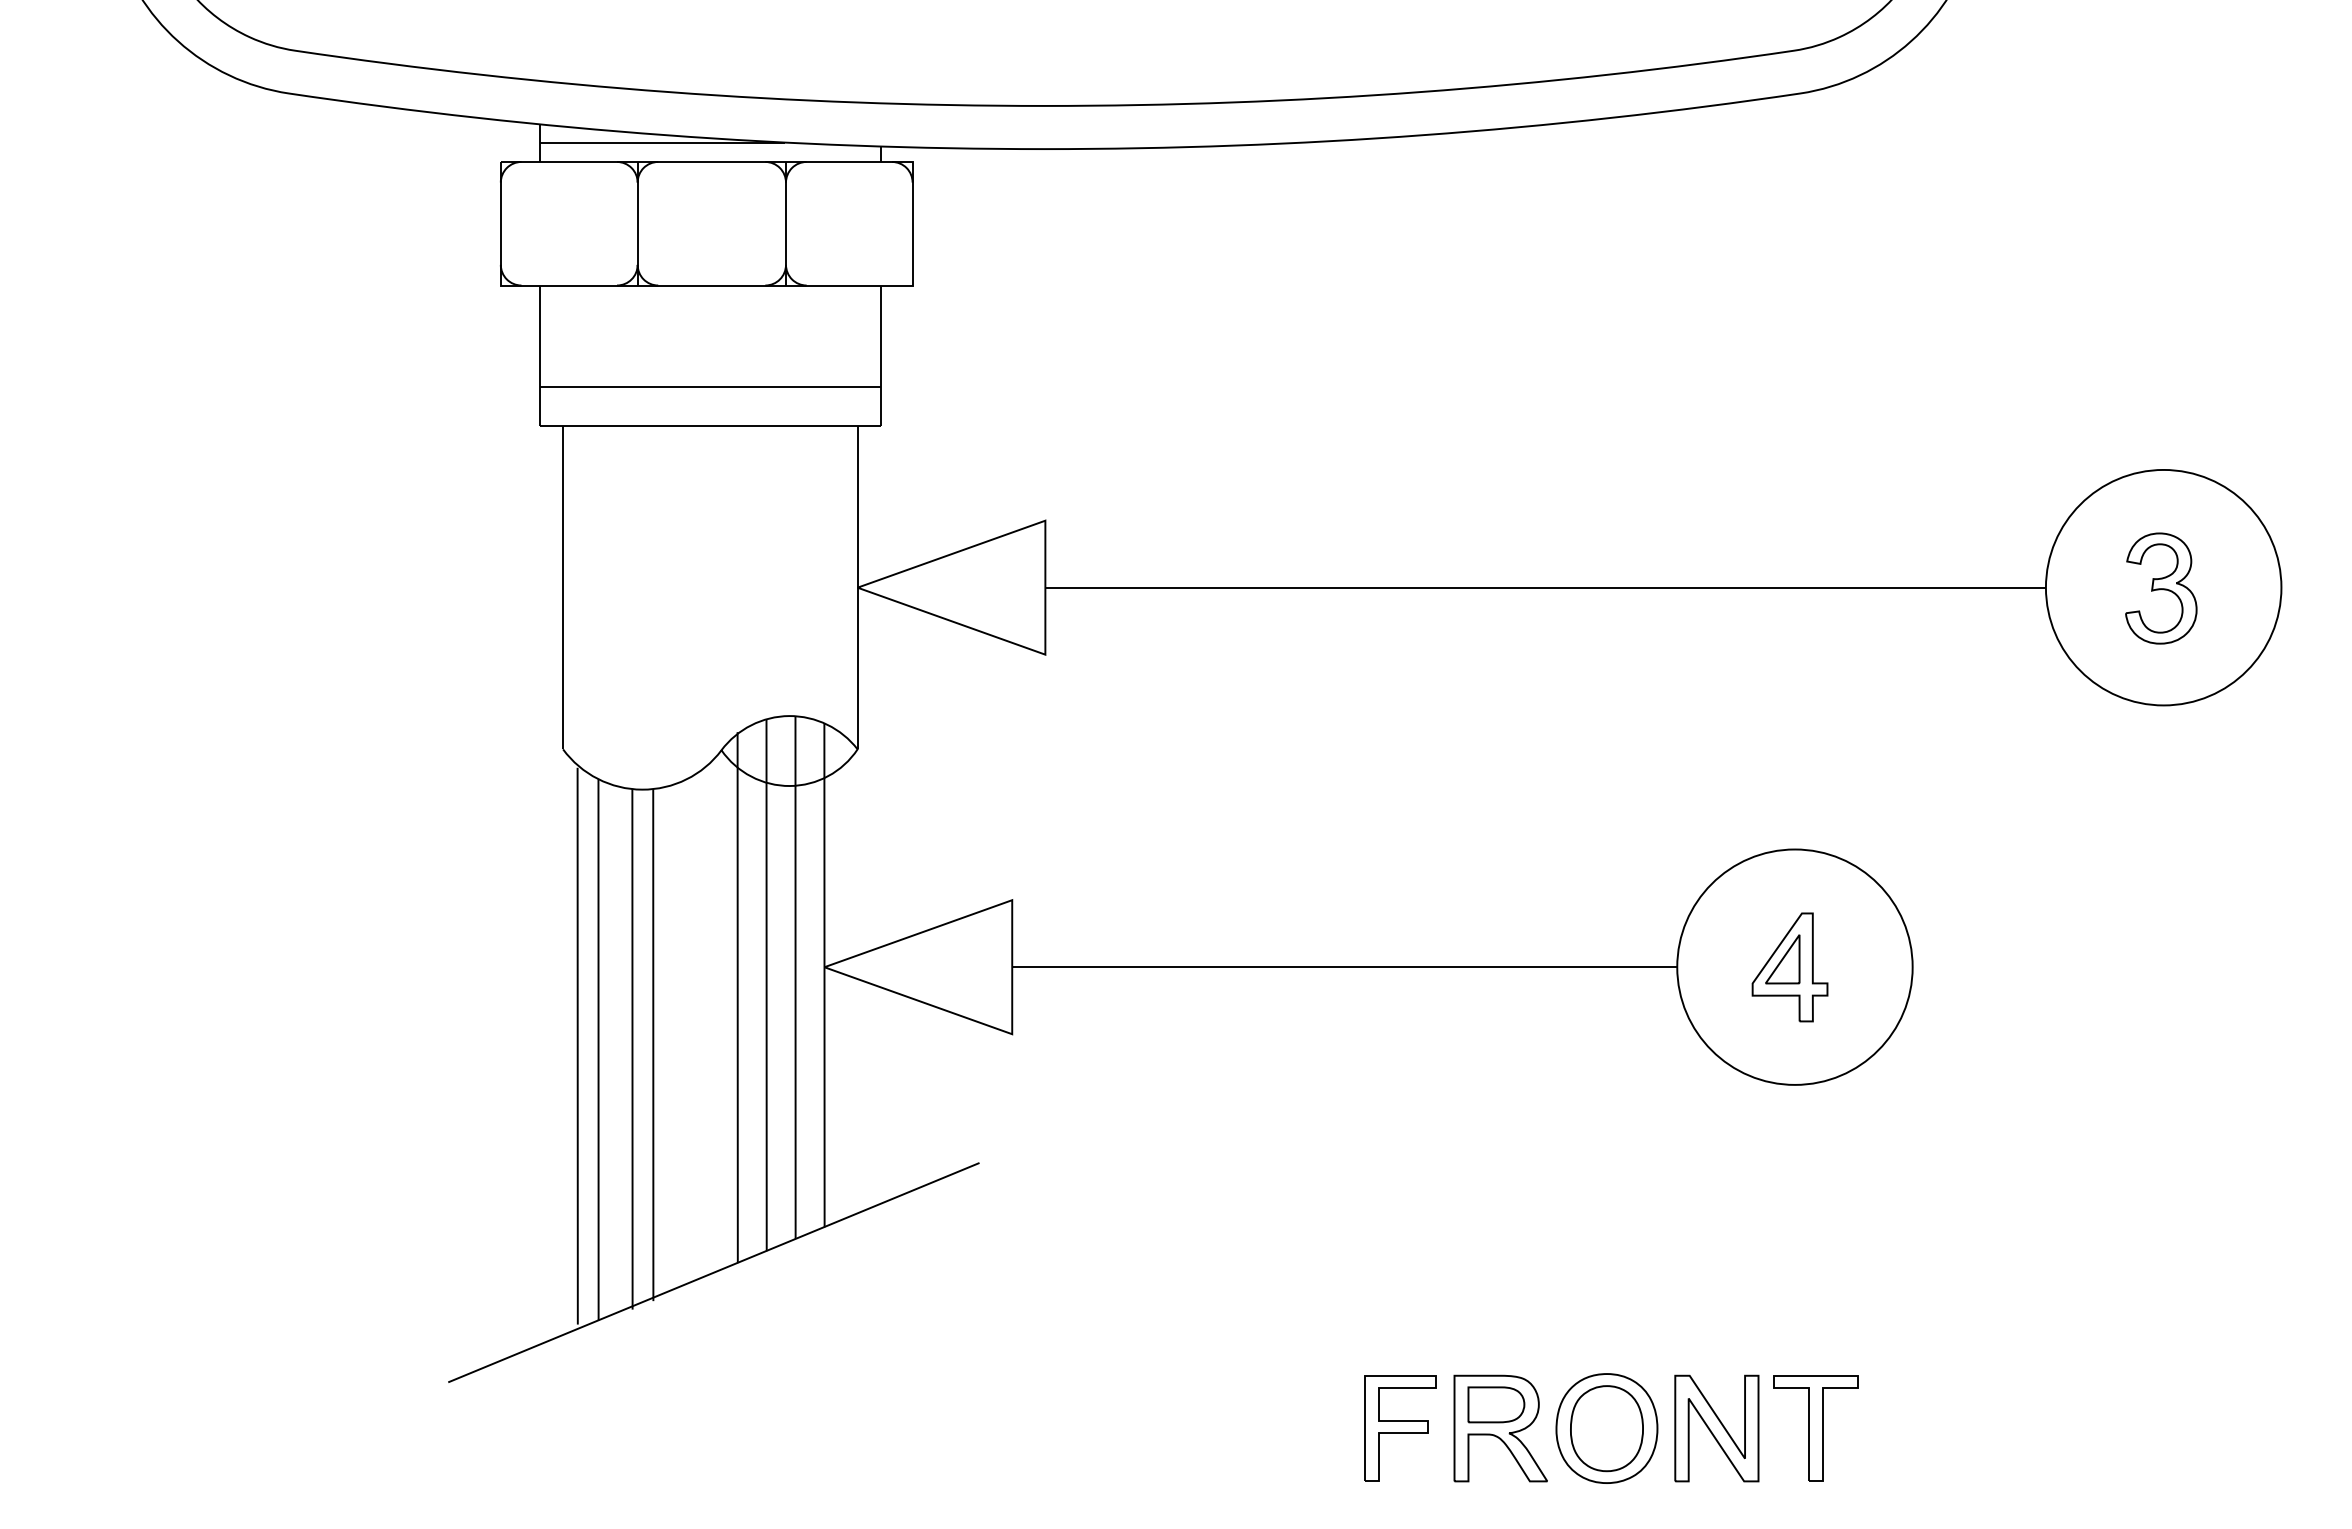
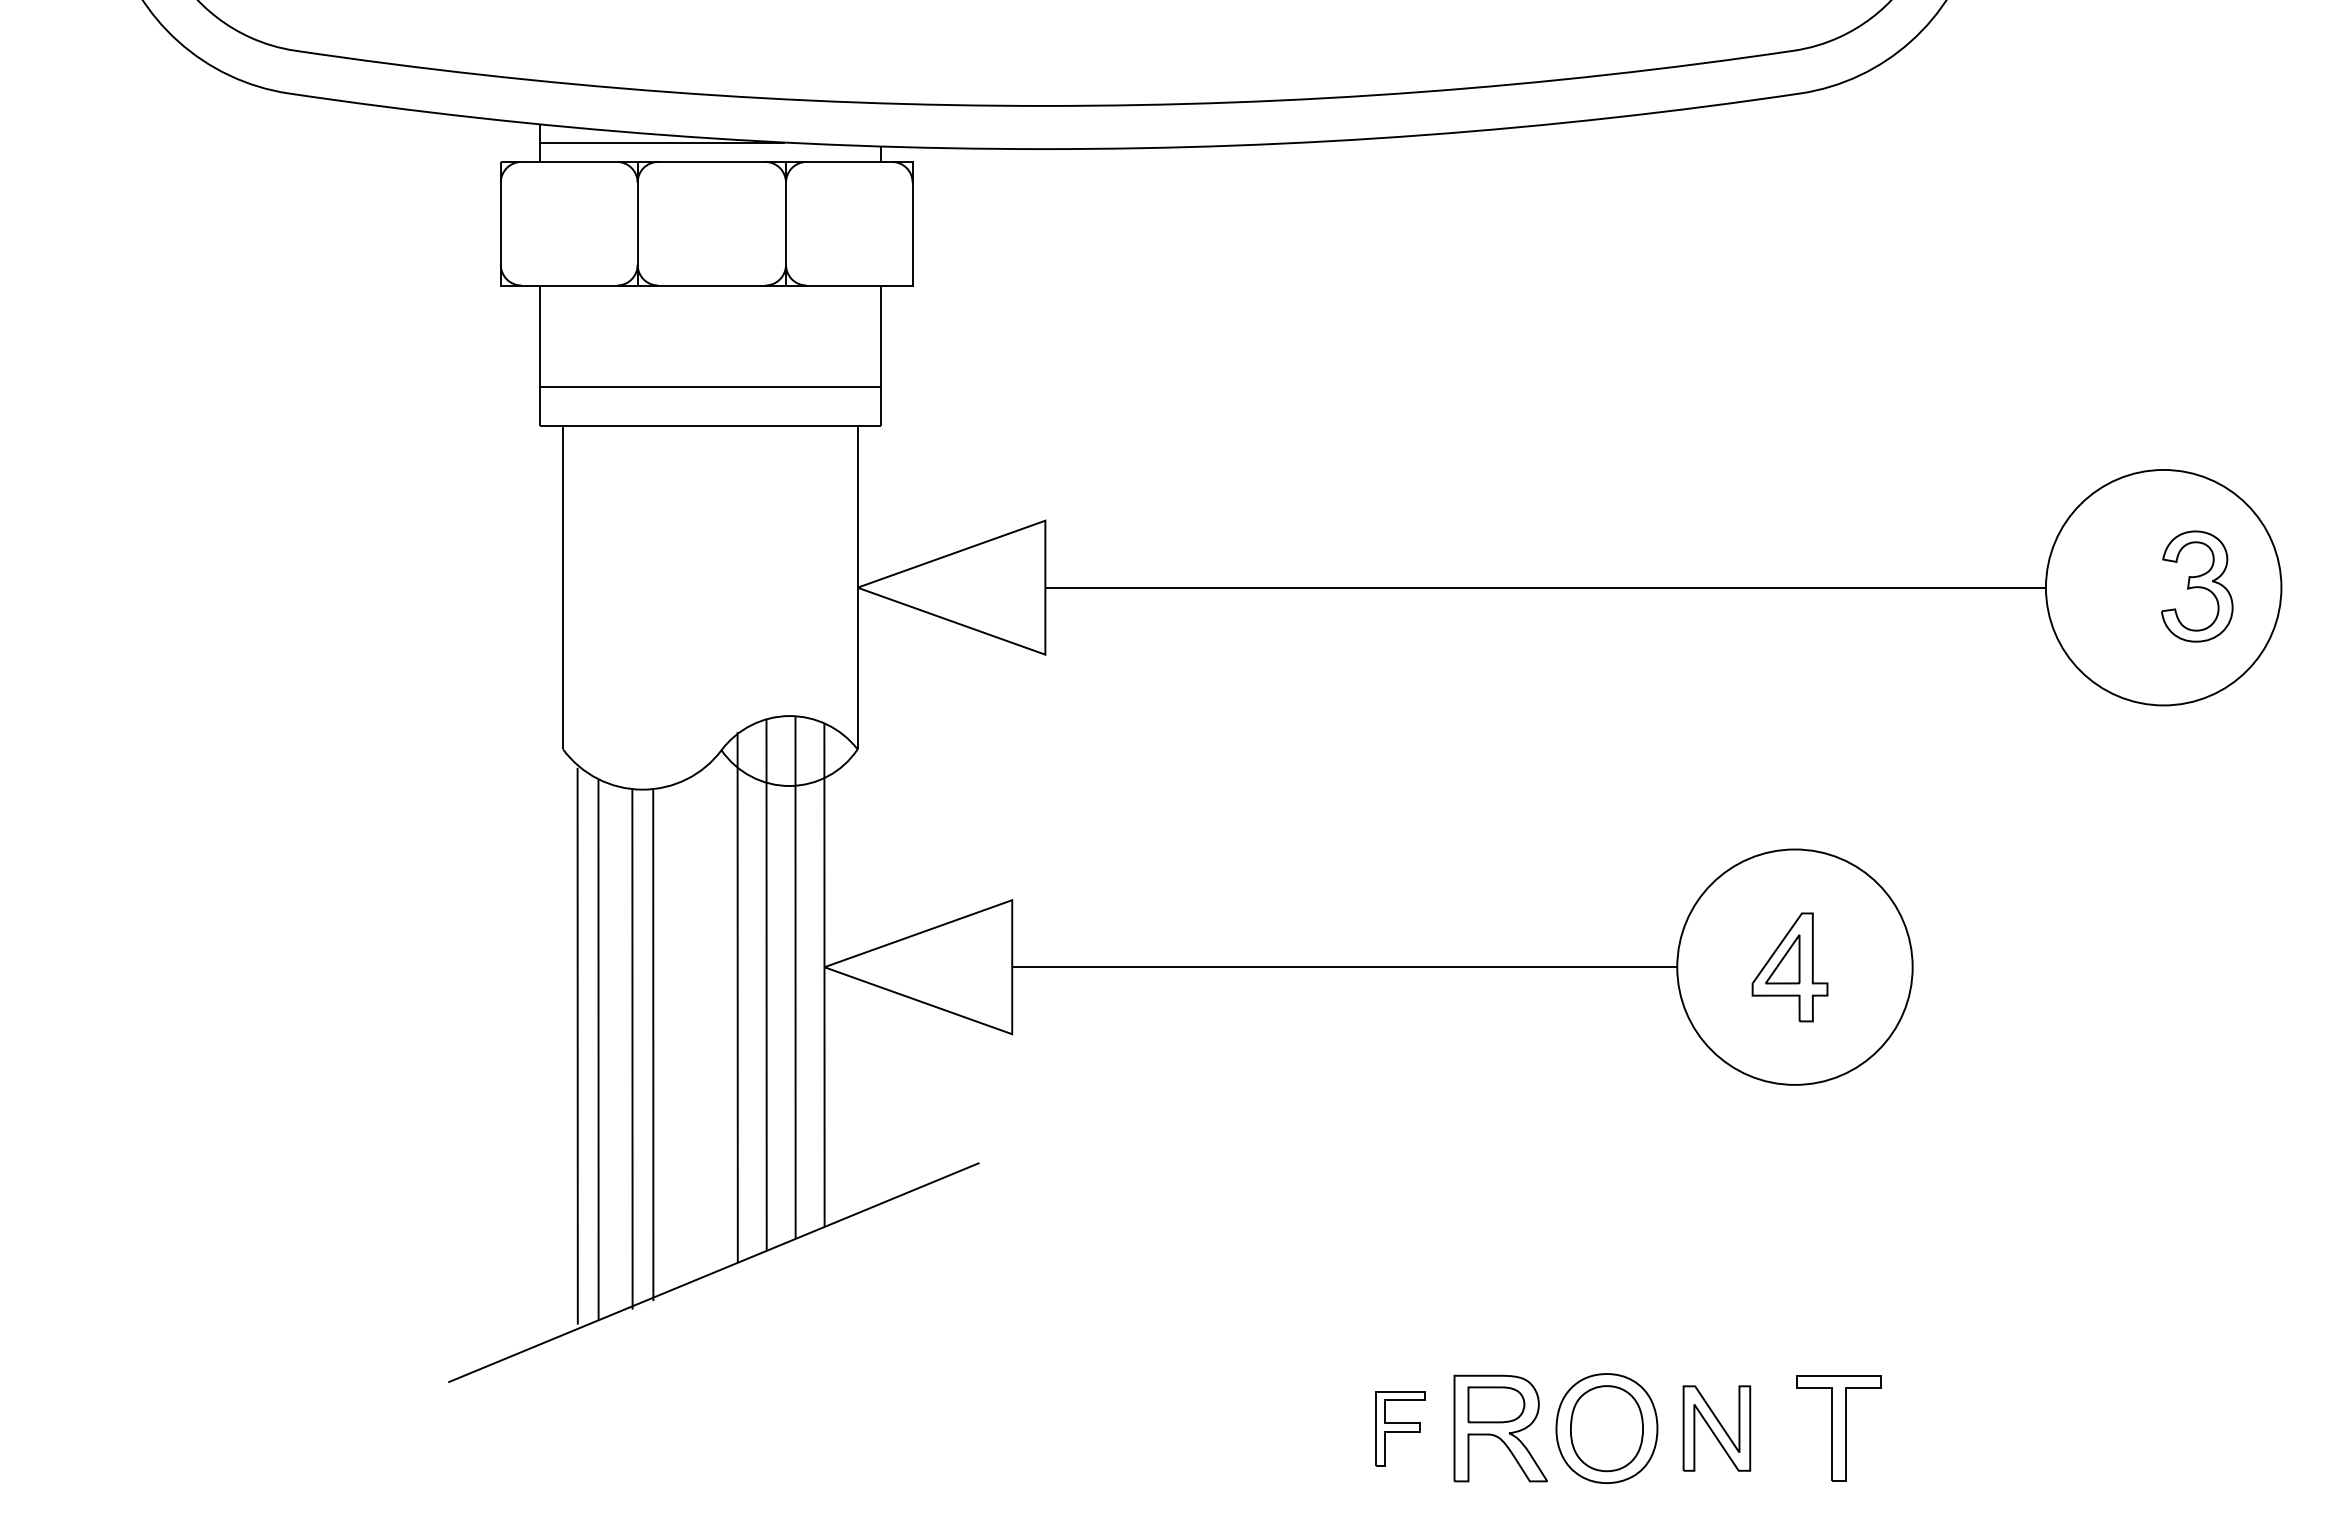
part position: (2161, 588) -> (2197, 586) (2197, 586)
part size: 73x107 px -> 51x76 px (1400, 1428)
part size: 86x109 px -> 70x87 px (1716, 1428)
part position: (1815, 1428) -> (1838, 1428) (1838, 1428)
